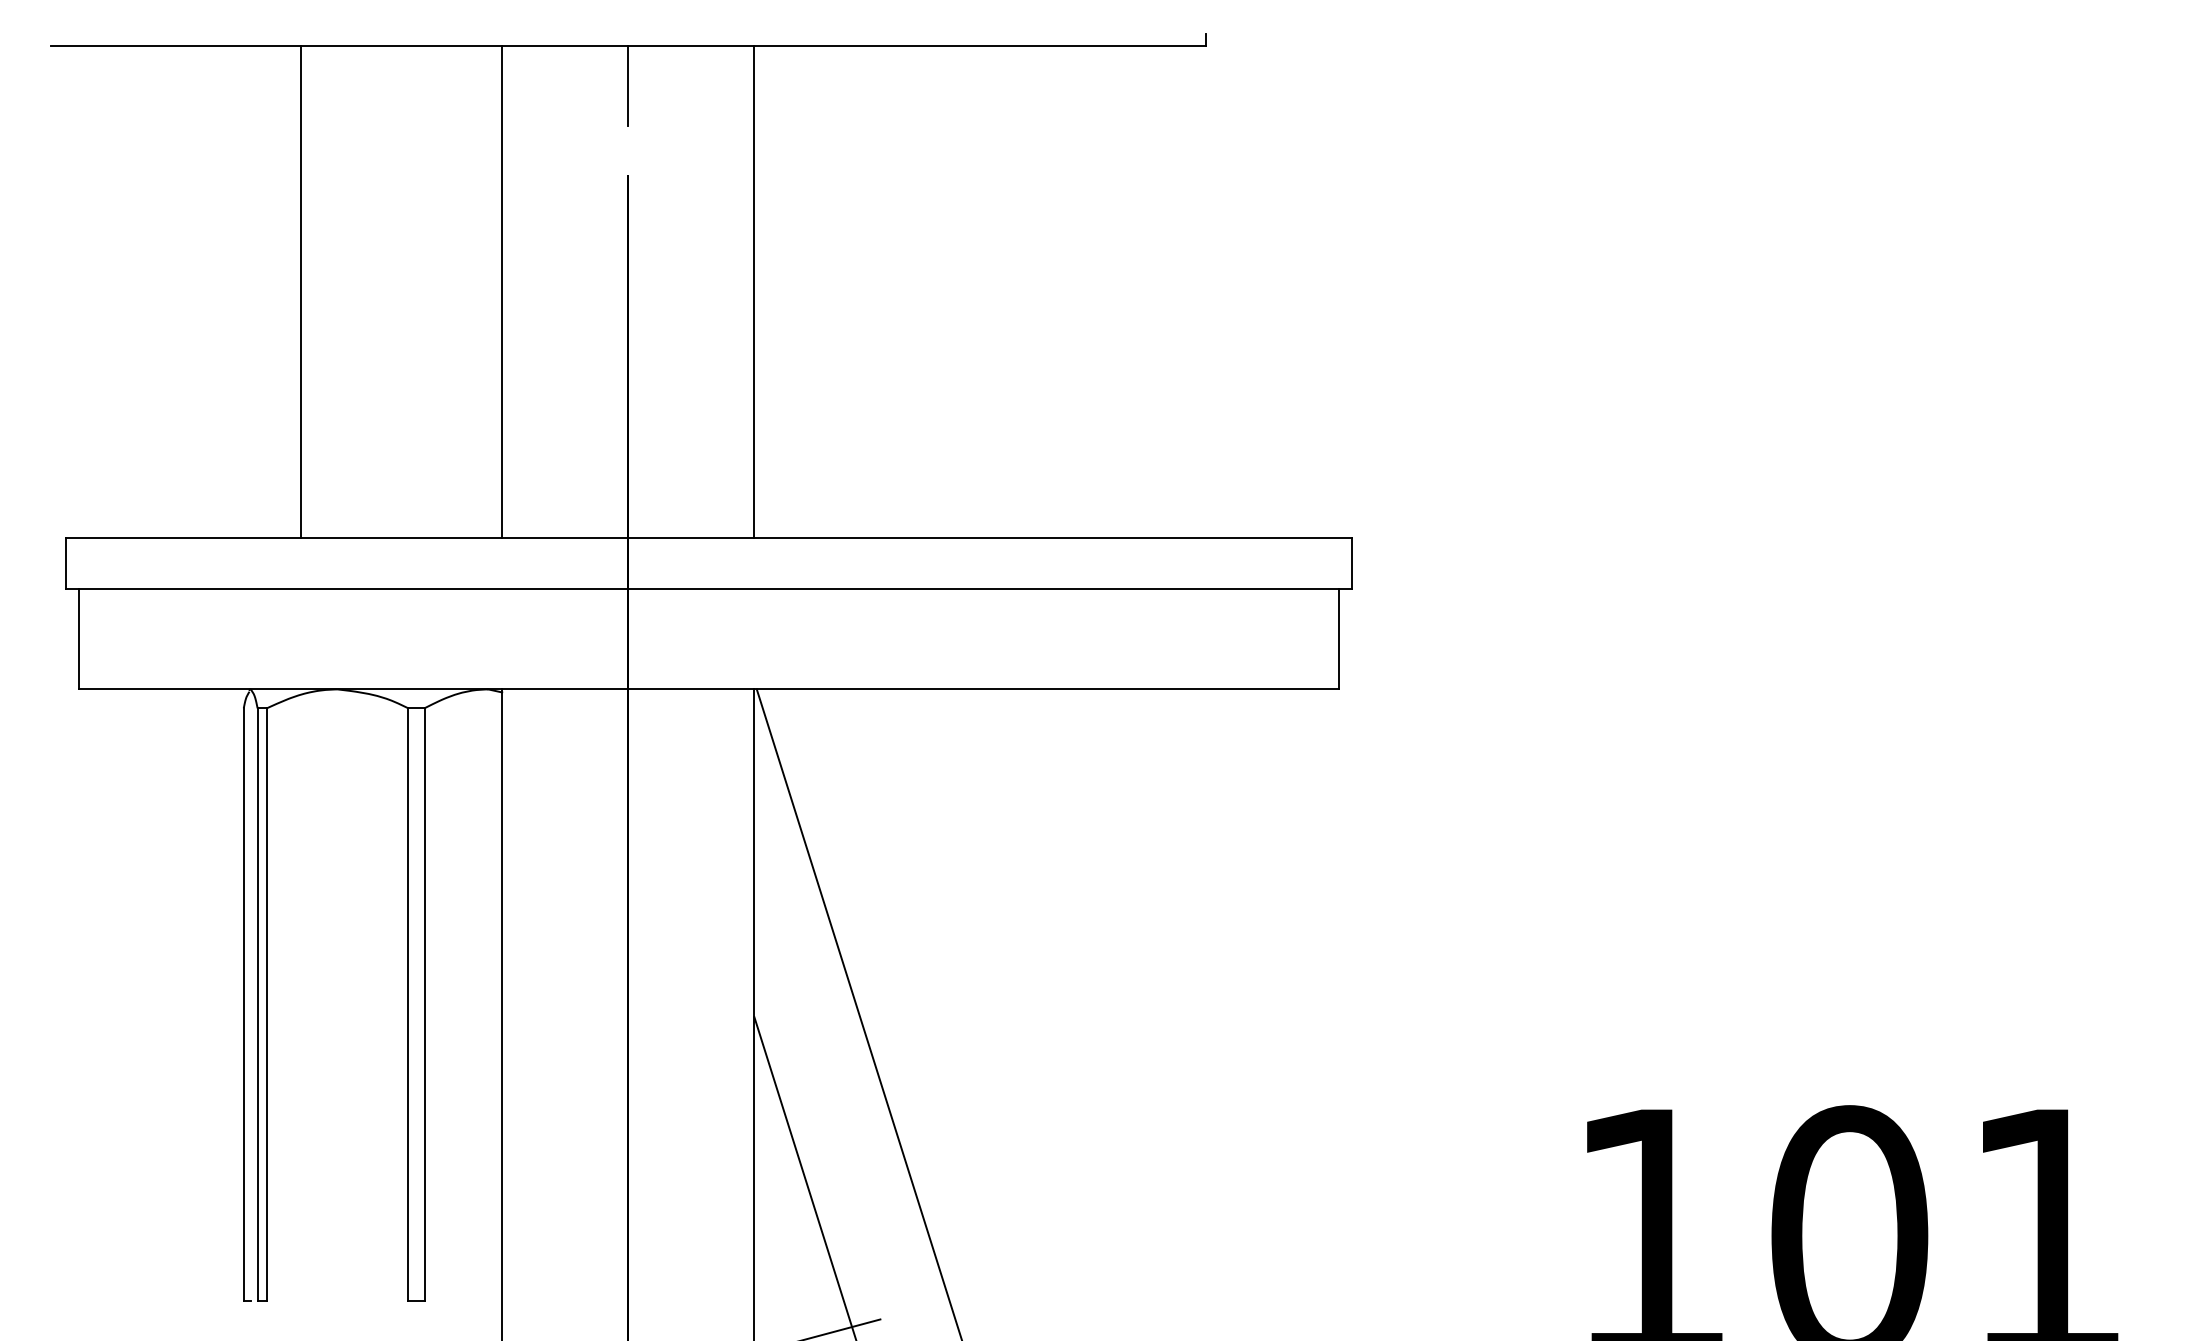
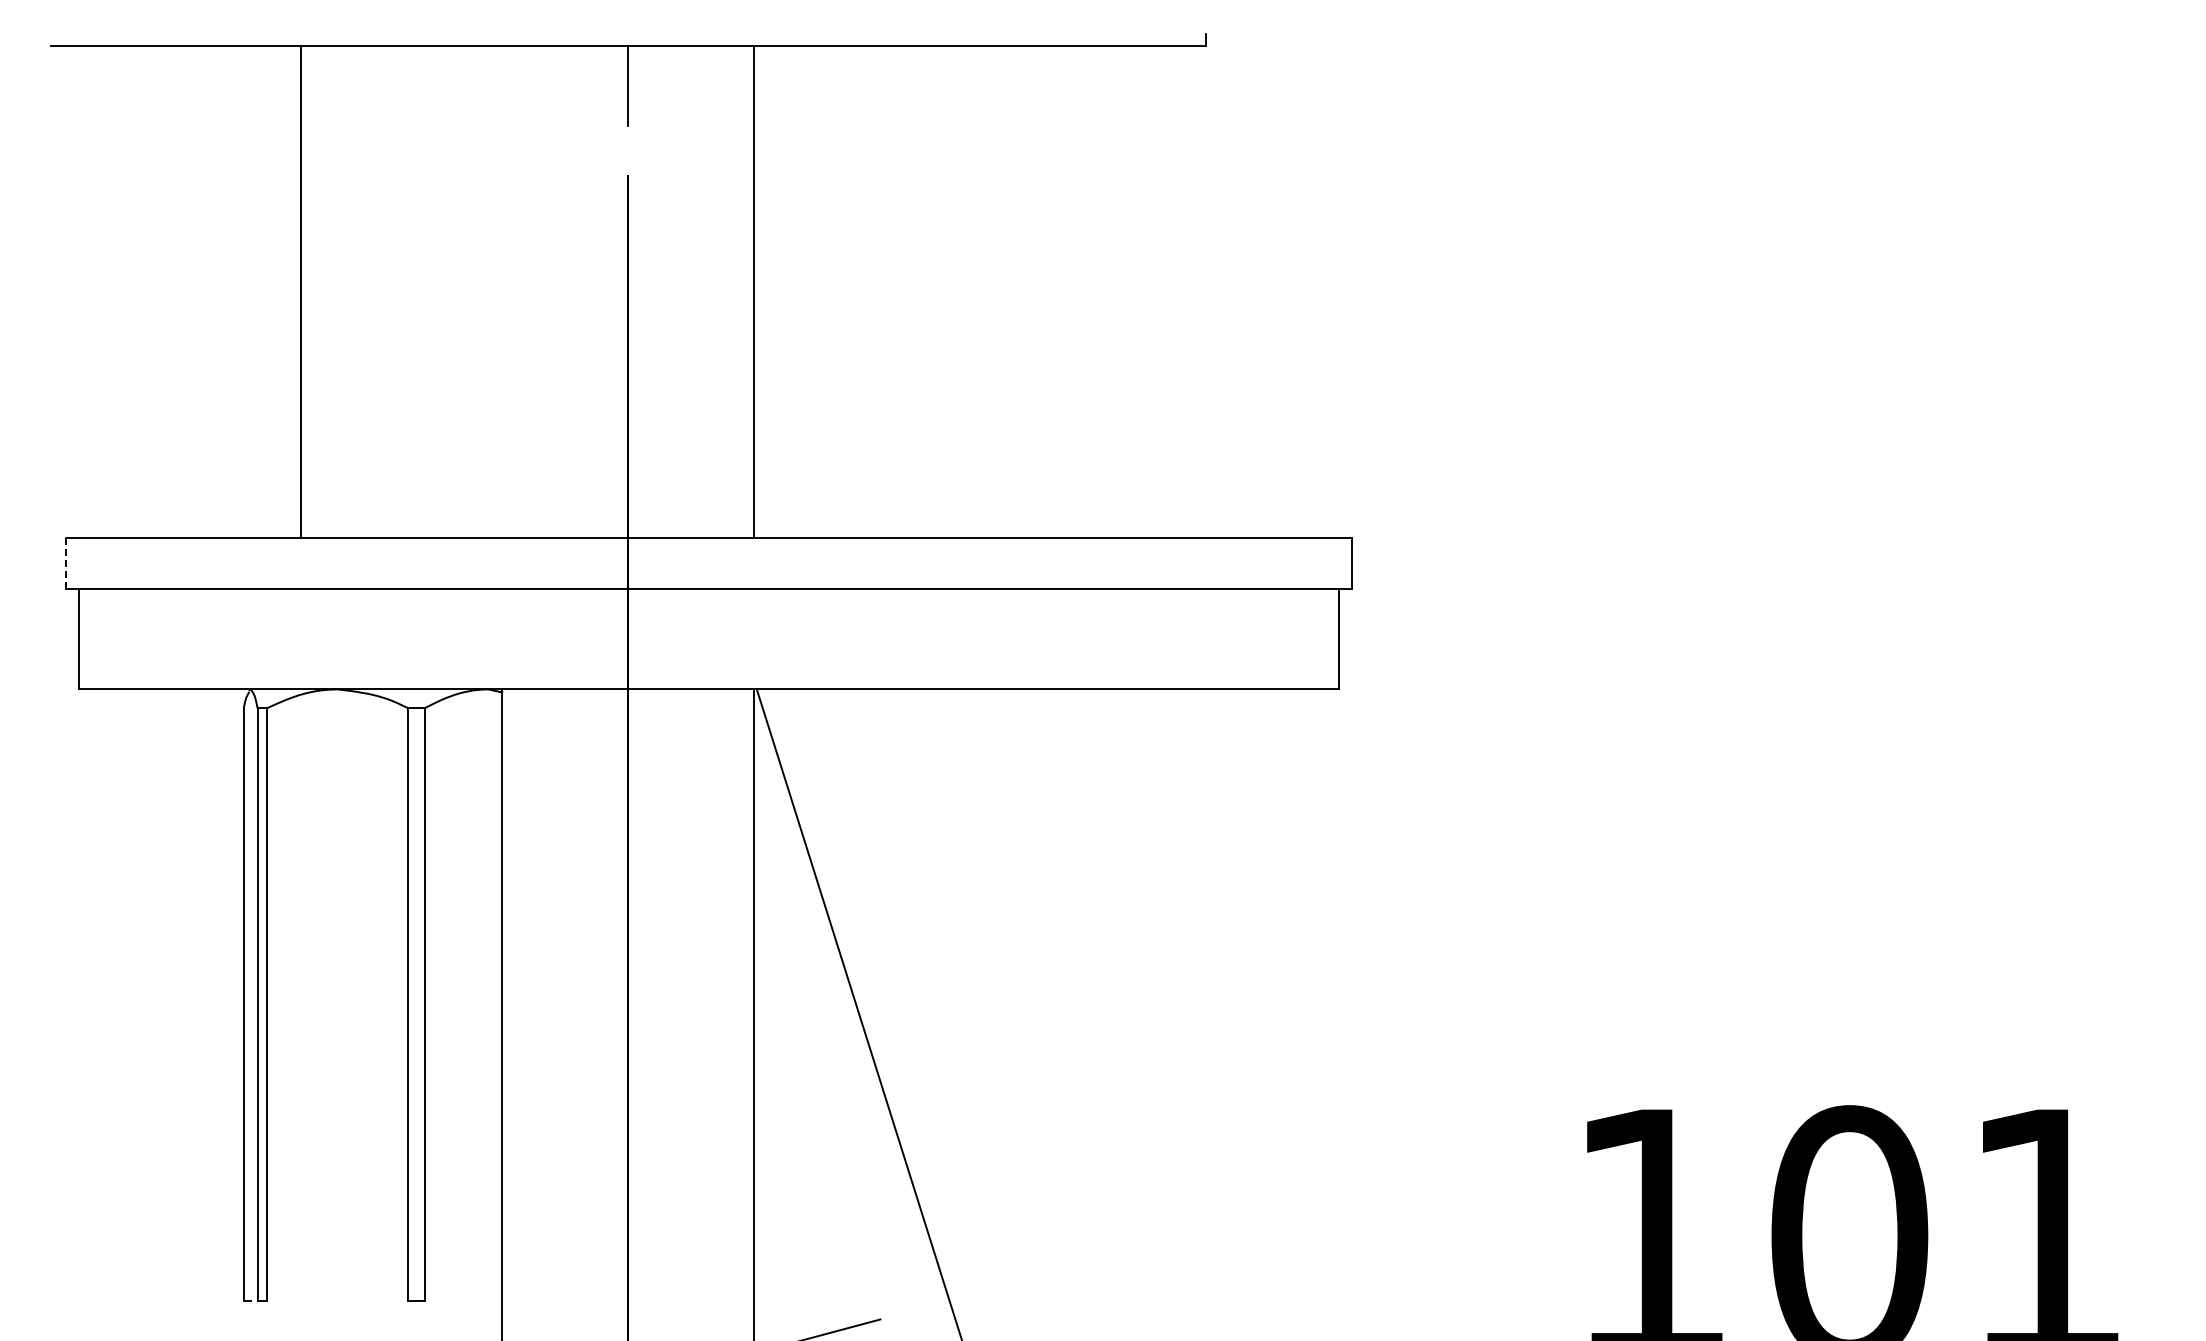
line: present -> none (502, 292)
line: solid -> dashed (66, 563)
line: present -> none (804, 1177)
